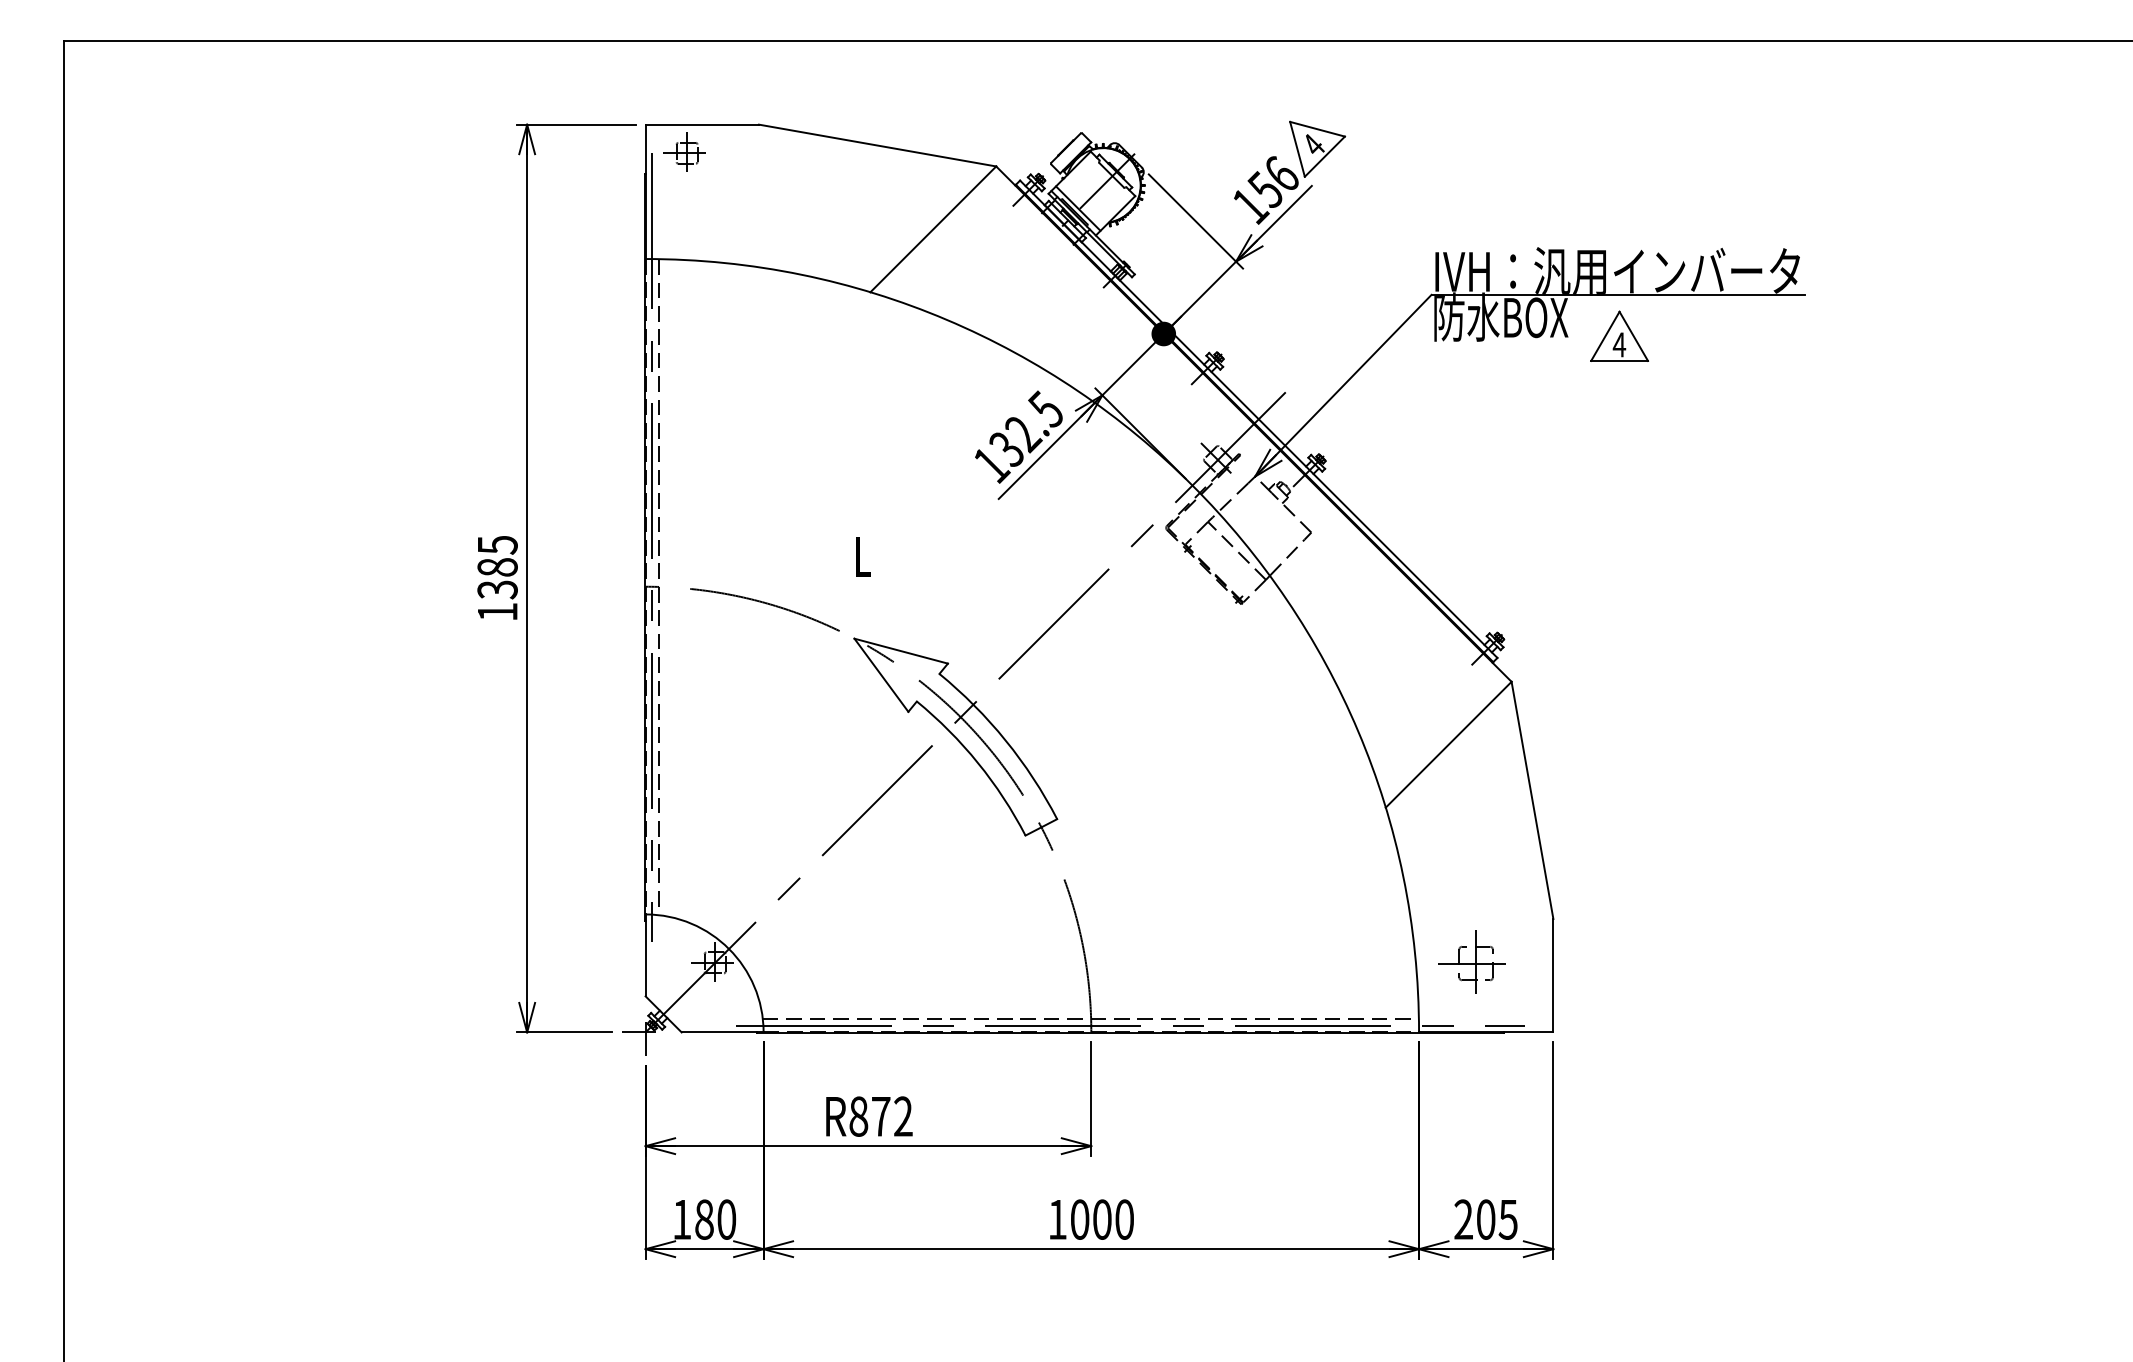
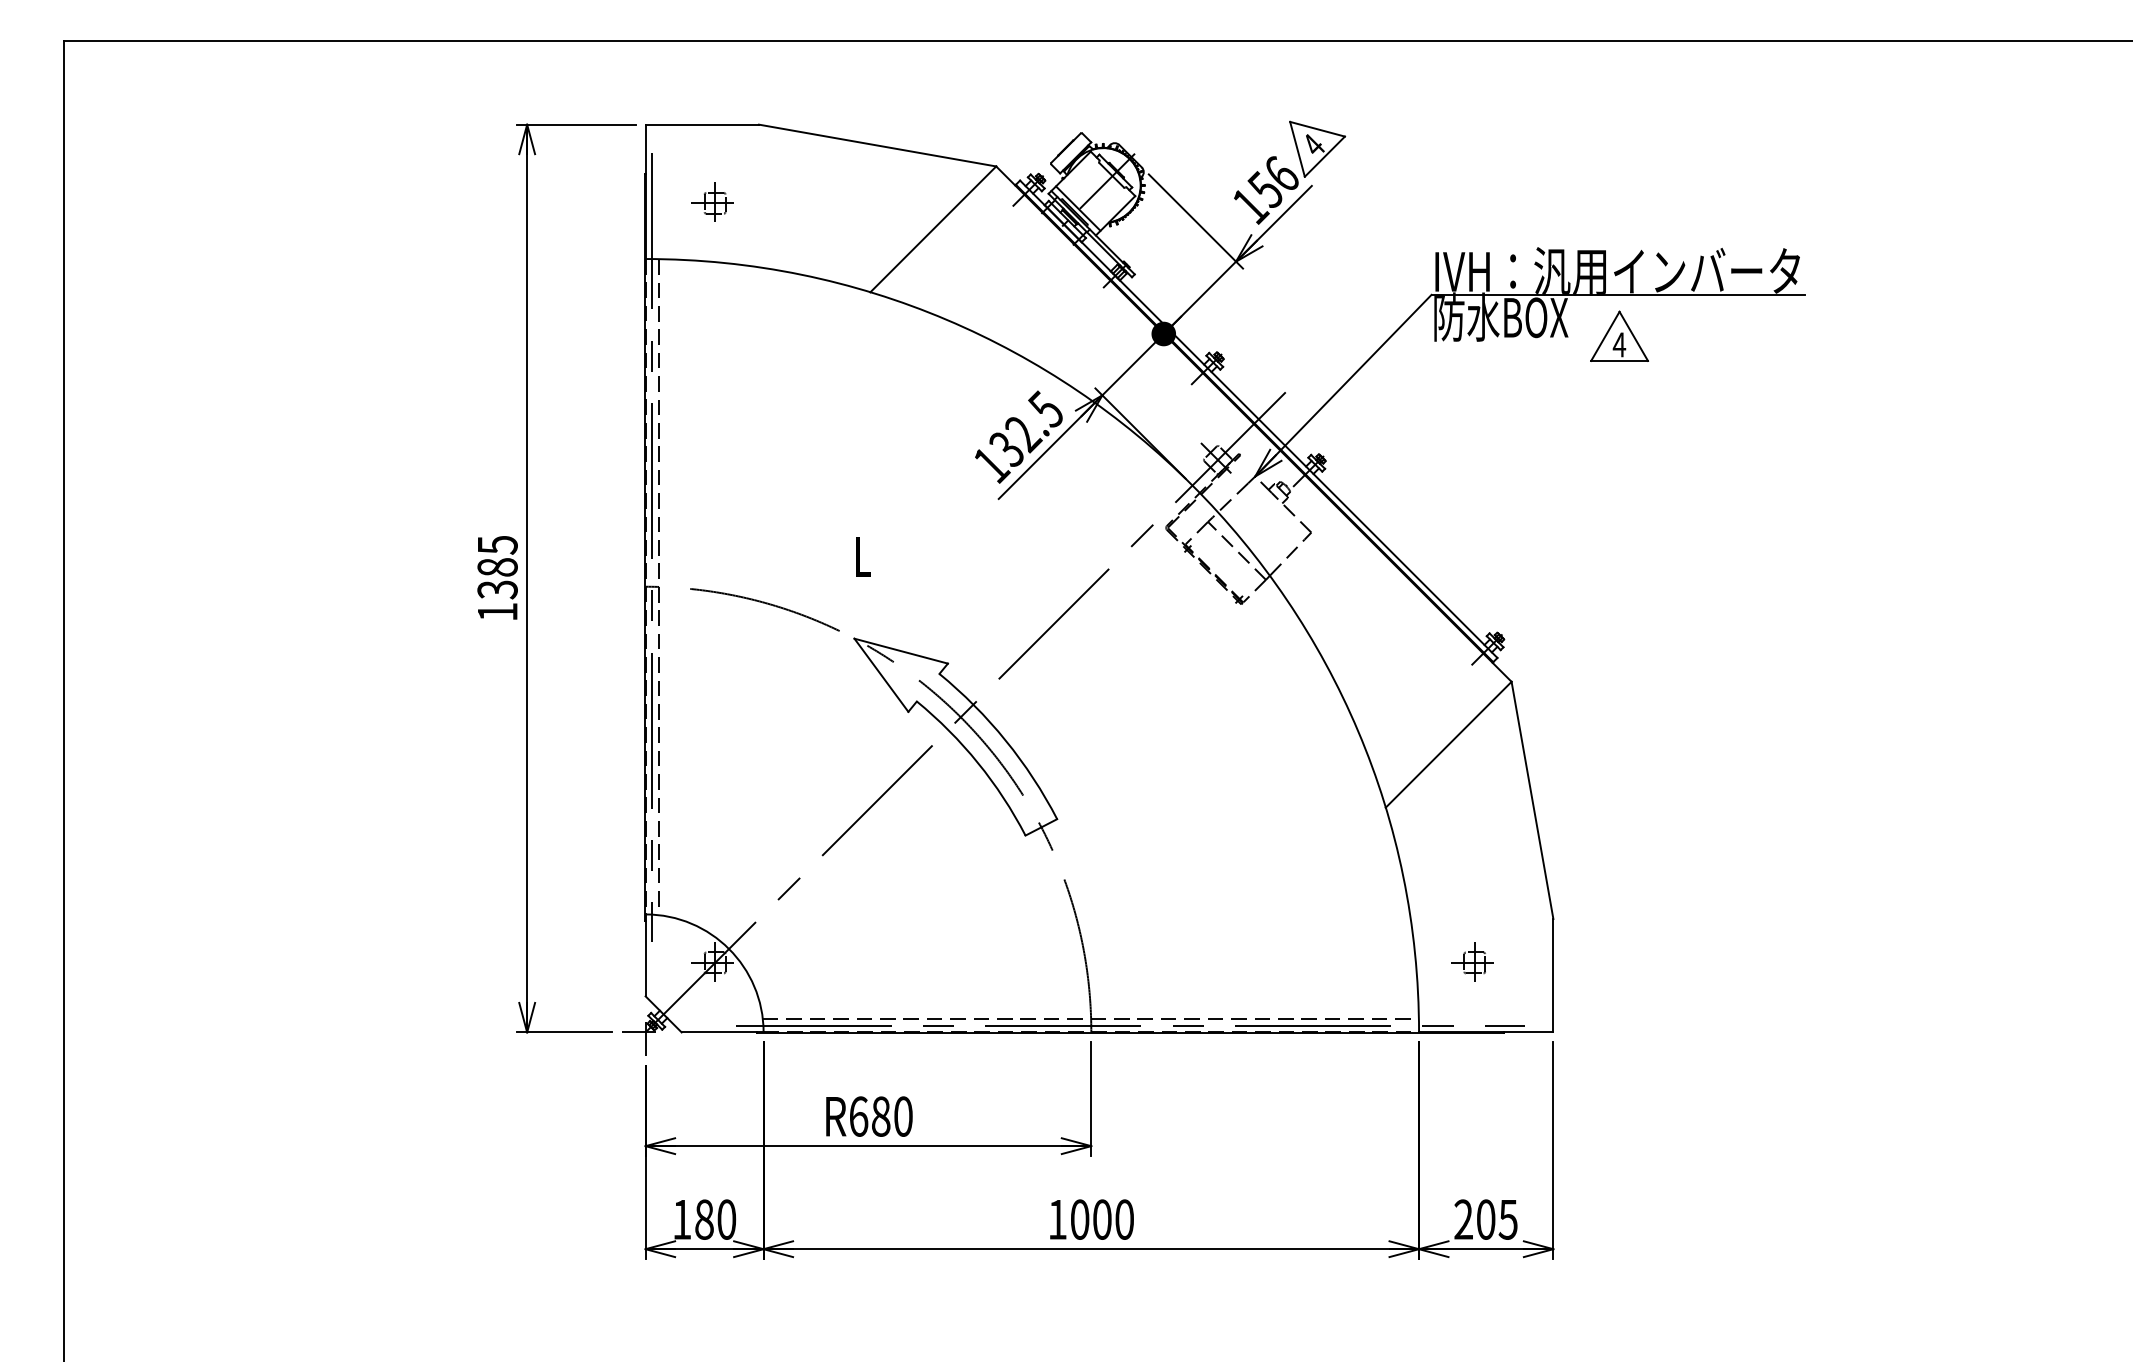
part position: (684, 151) -> (712, 201) (712, 201)
part size: 68x64 px -> 43x40 px (1472, 961)
text: R872 -> R680 (880, 1116)
